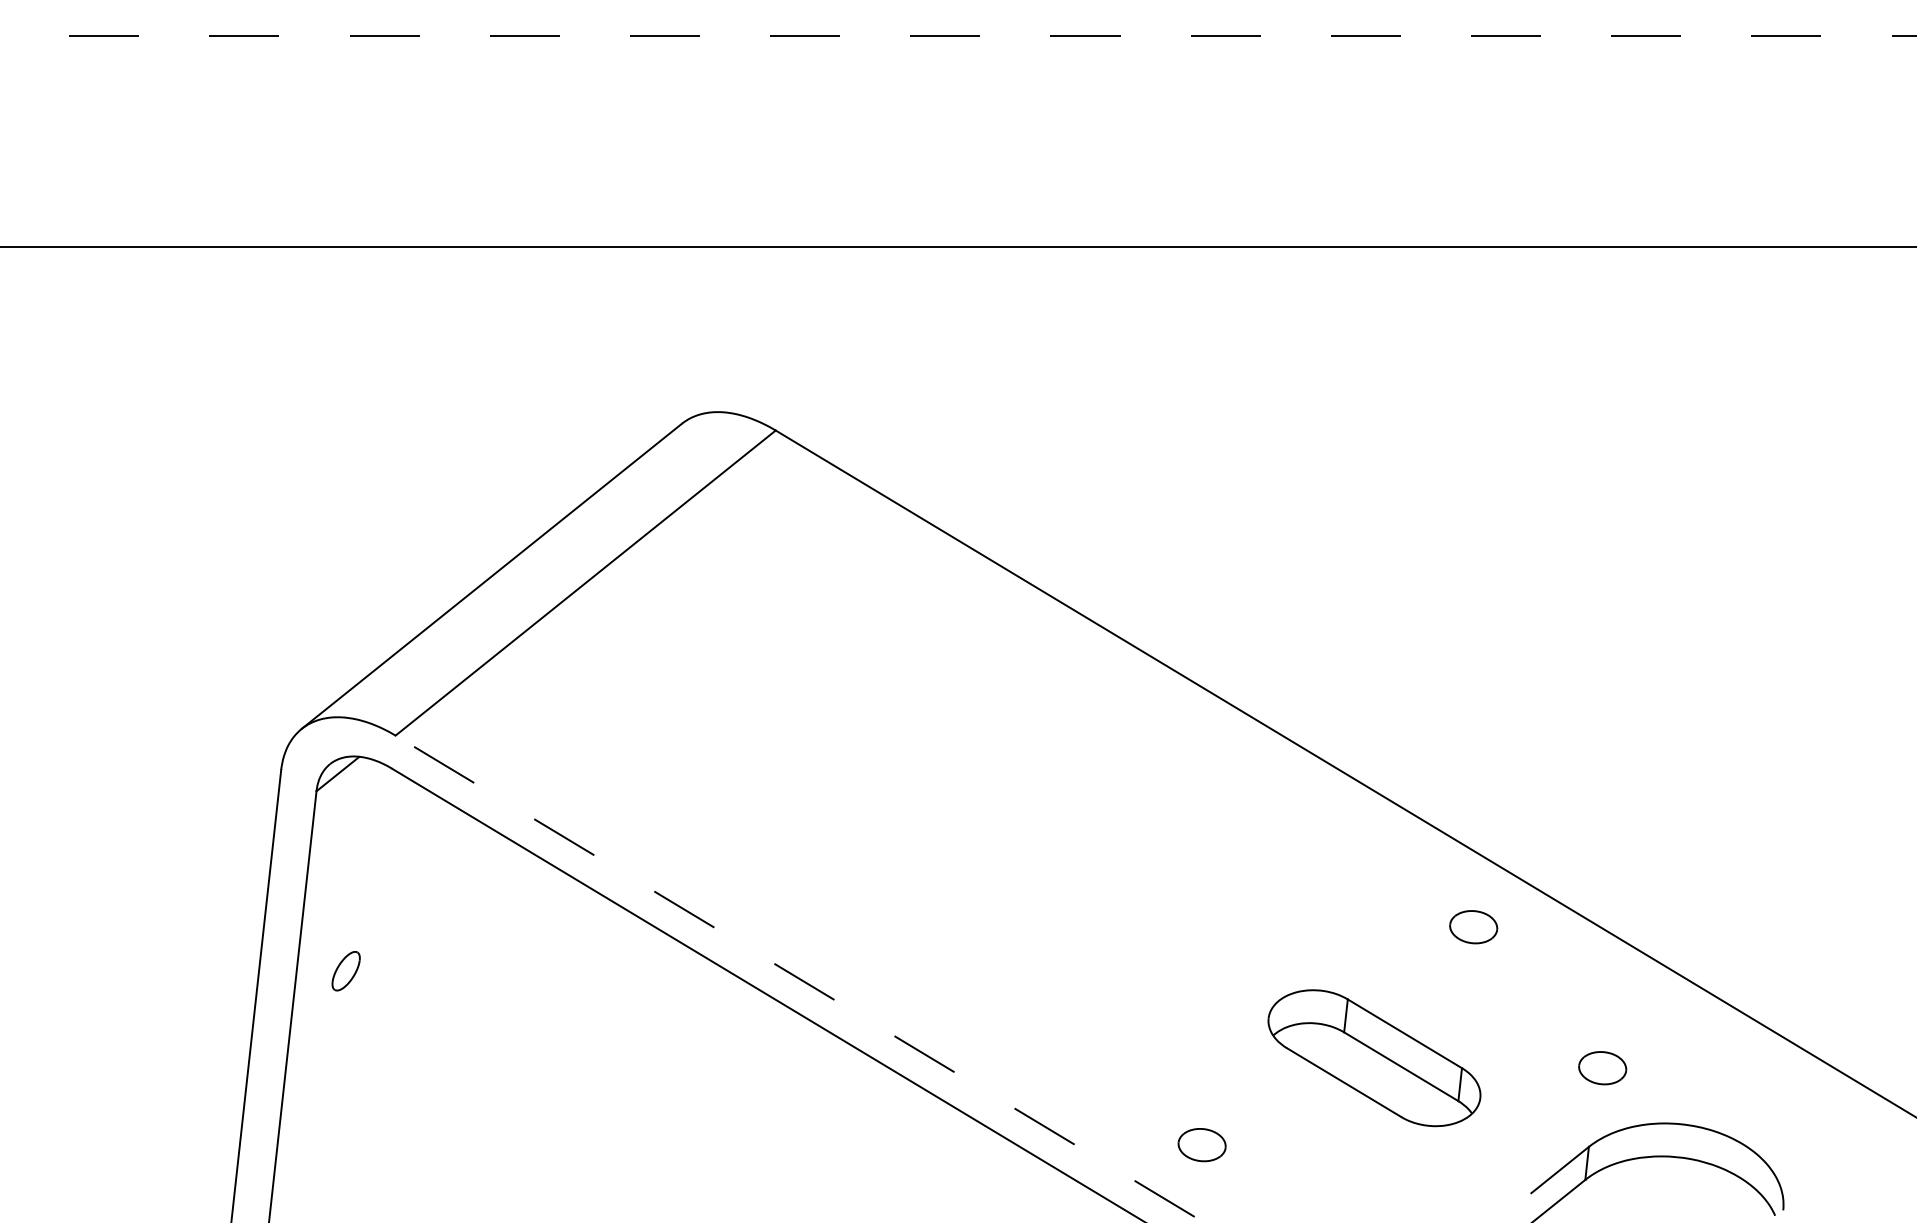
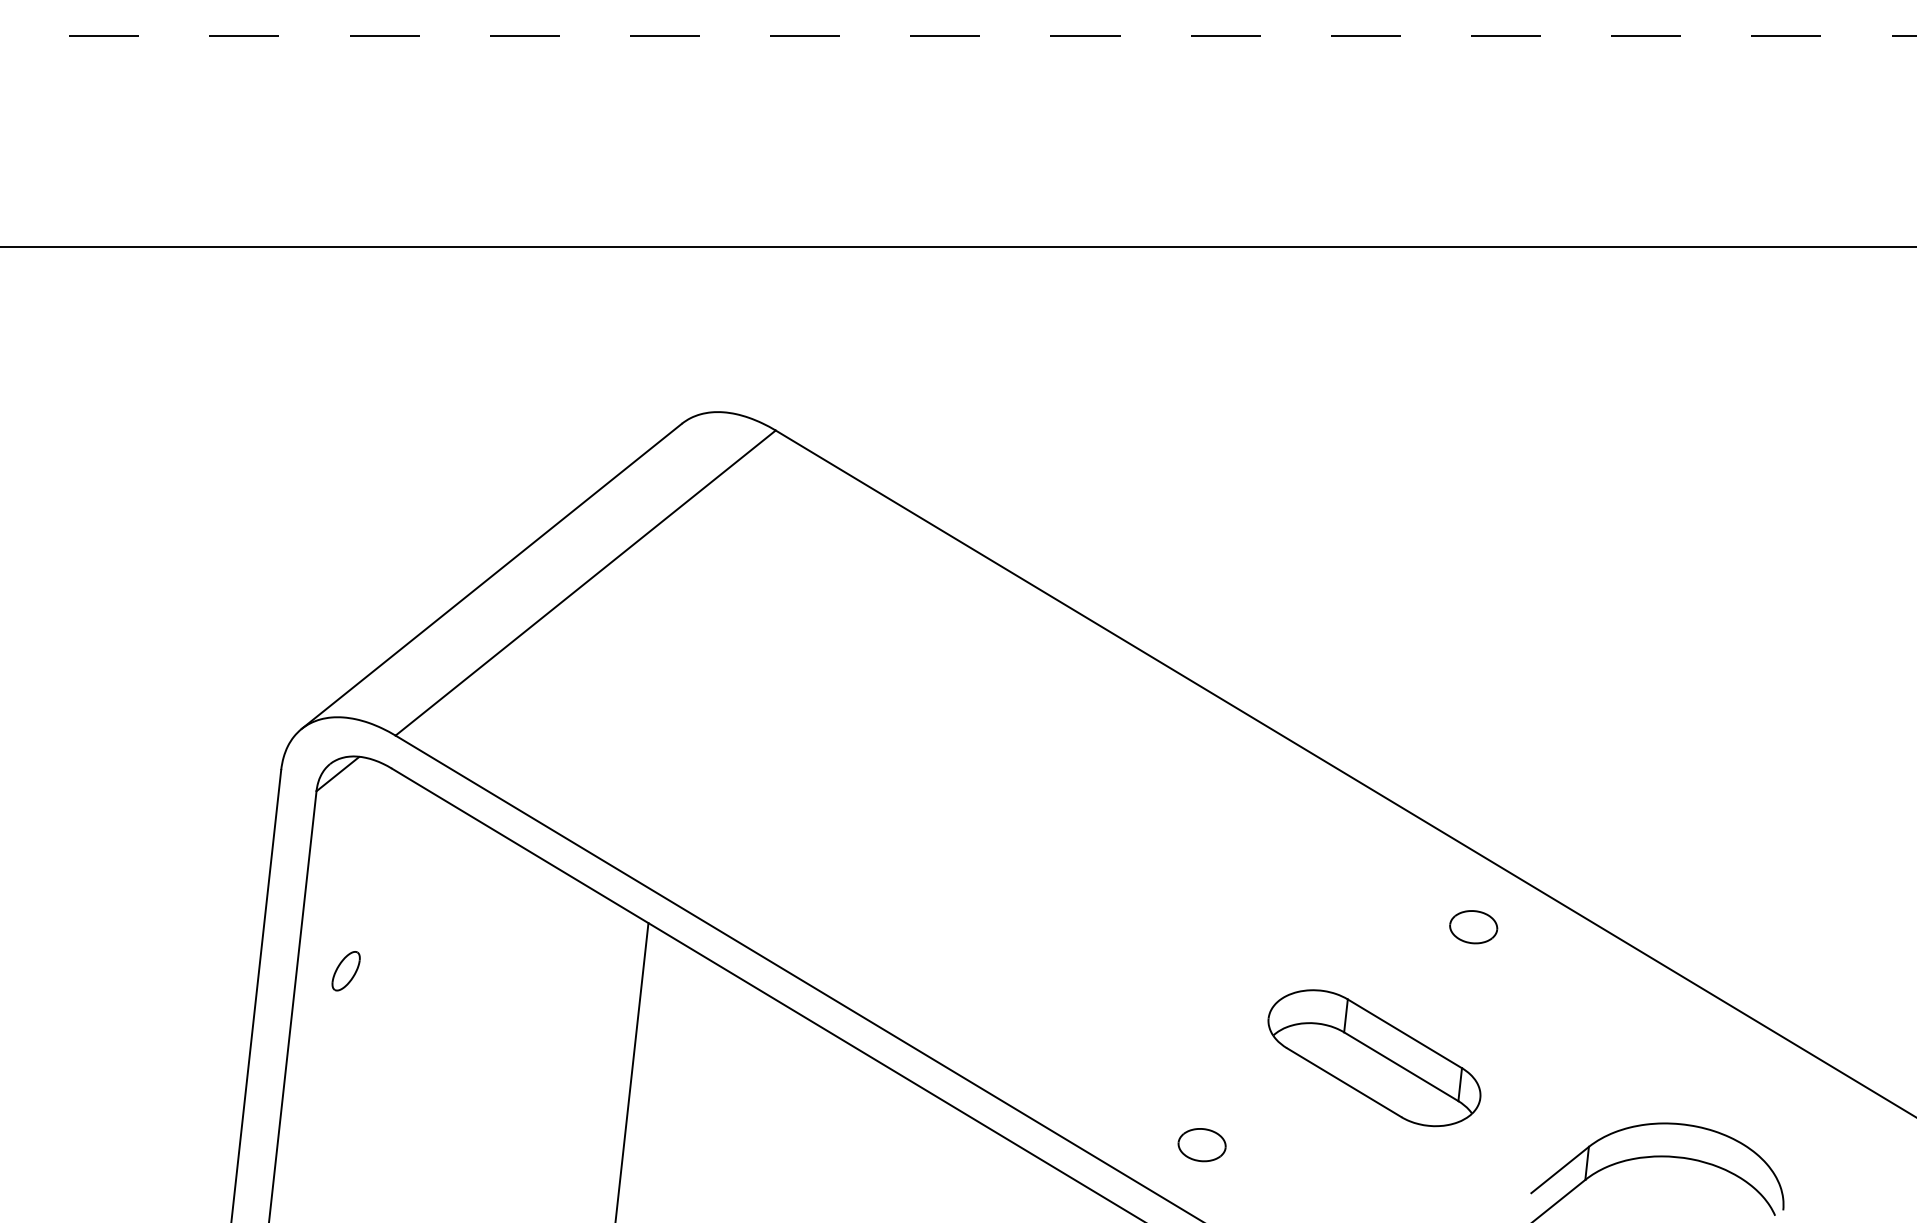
line: dashed -> solid (799, 979)
part: present -> none (1602, 1068)
line: none -> present (631, 1071)
